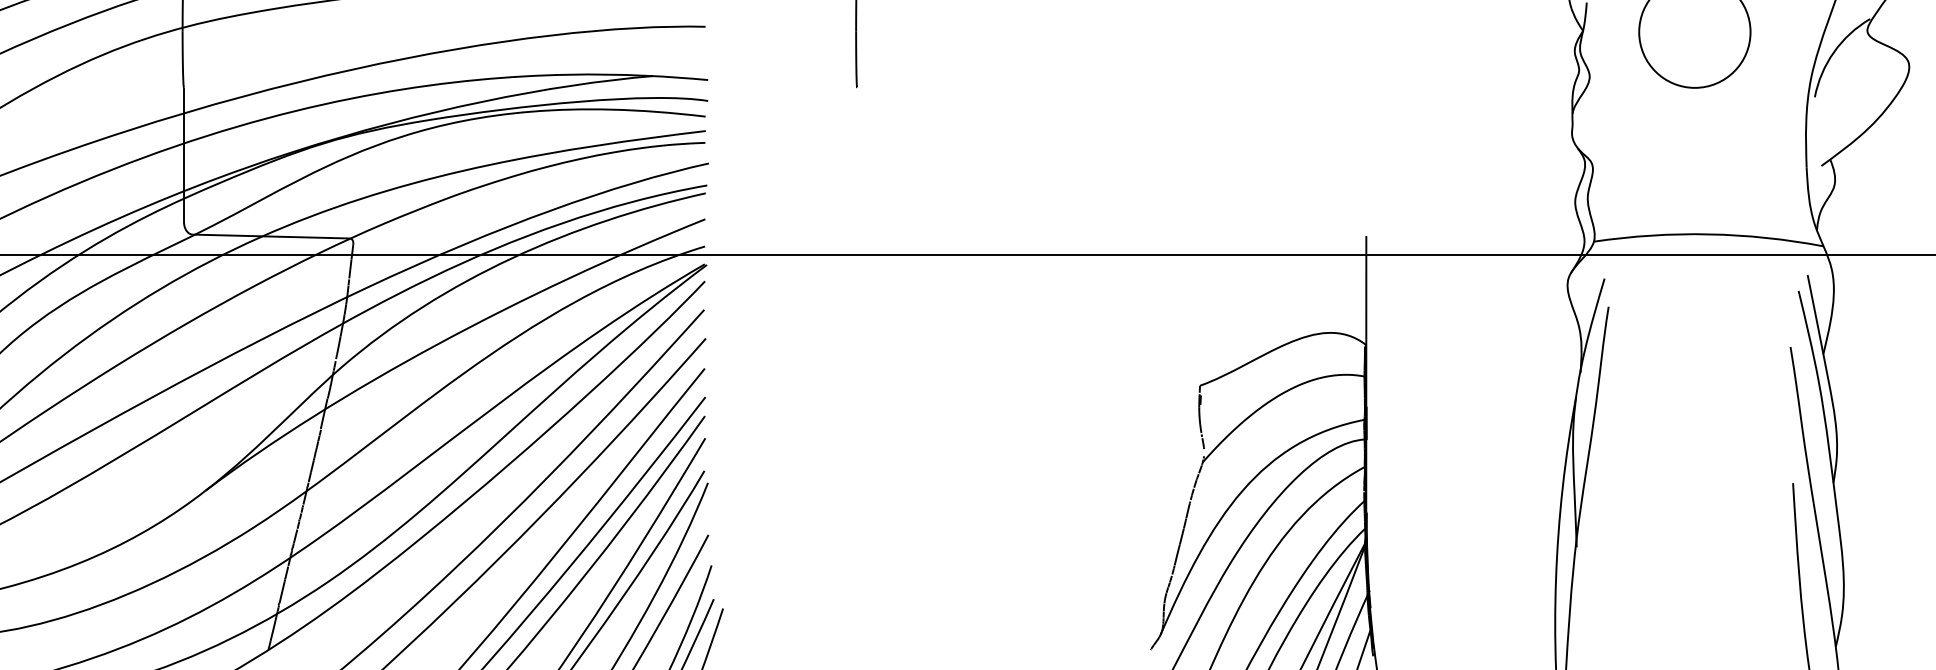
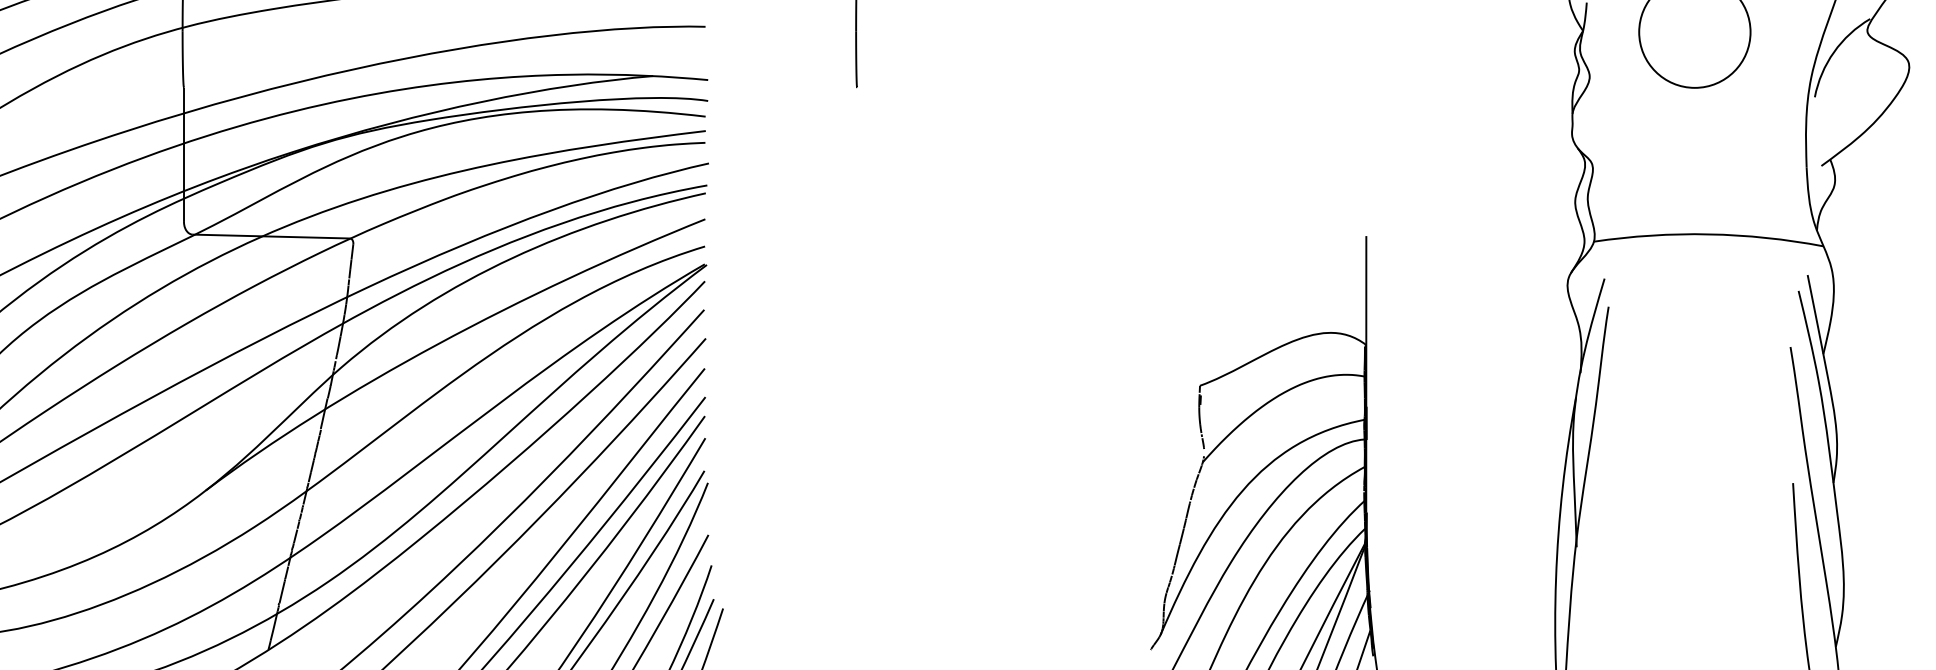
line: present -> none (967, 254)
